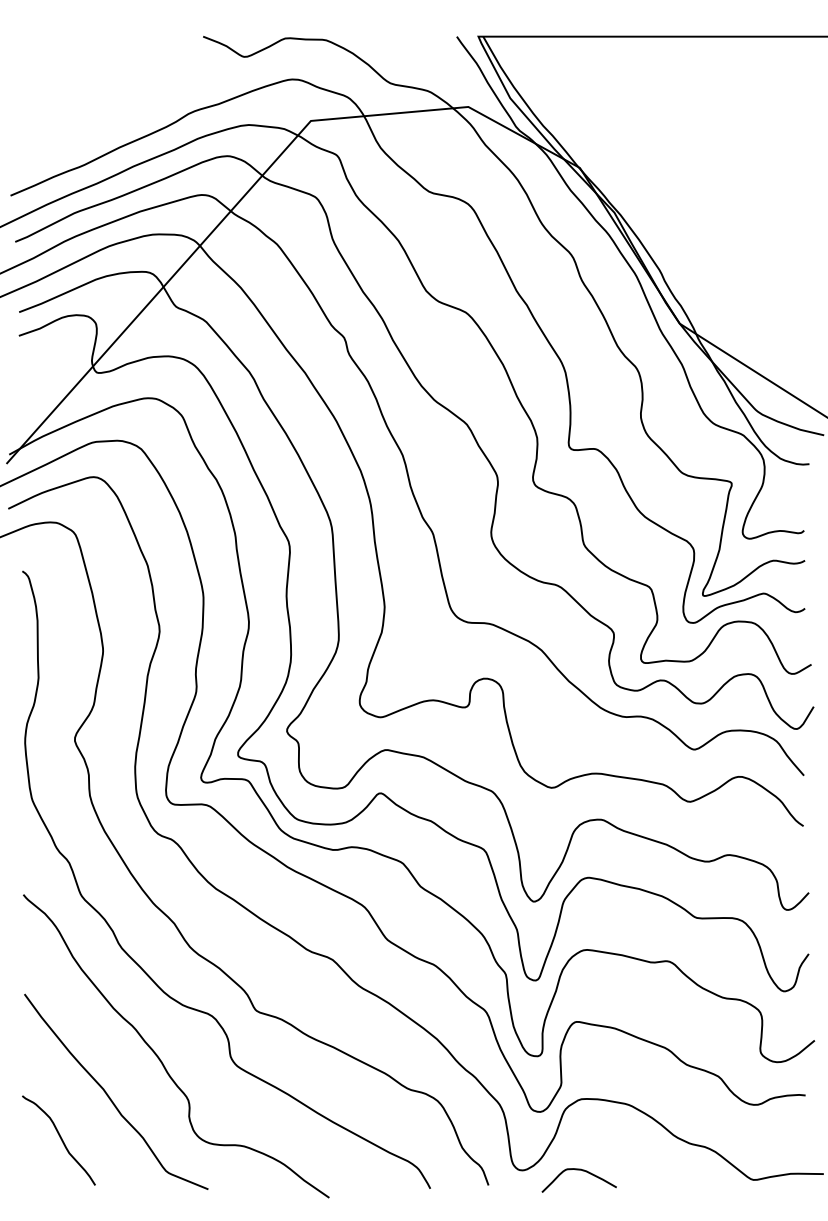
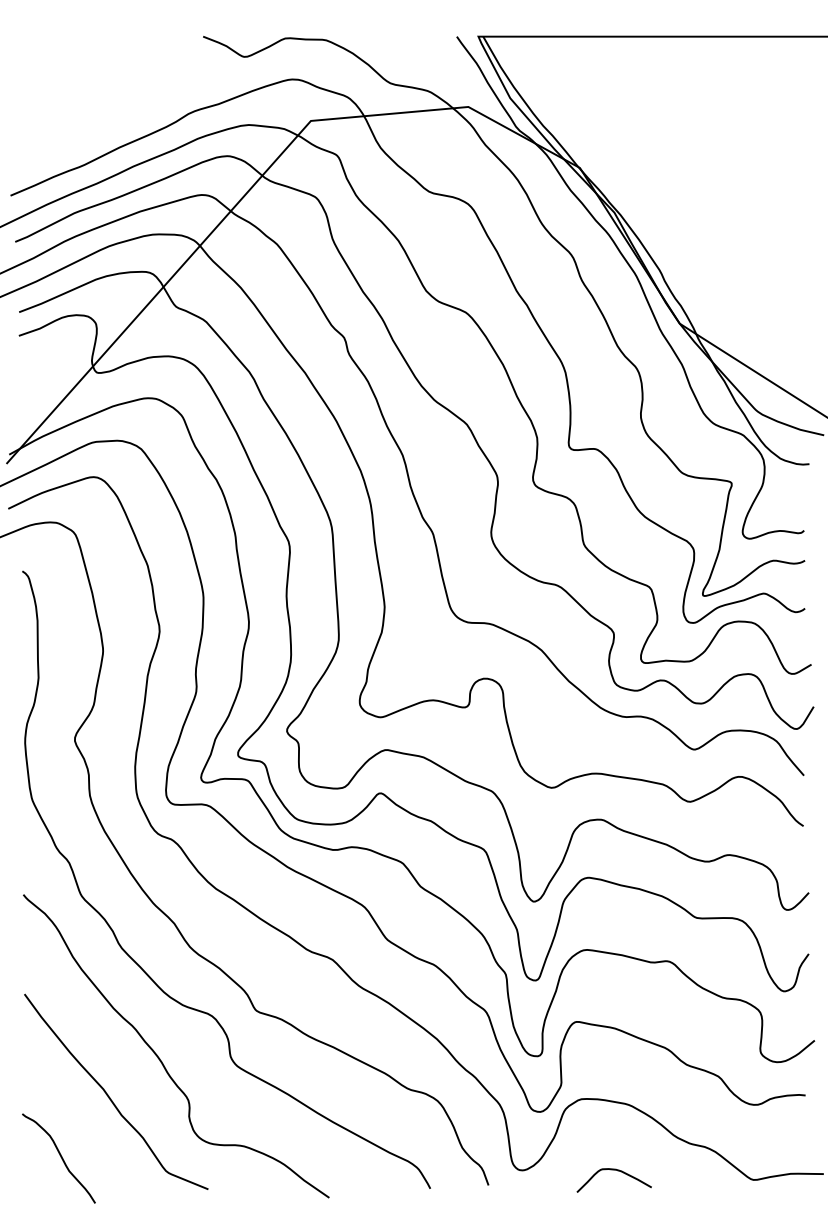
curve position: (60, 1139) -> (60, 1157) (60, 1157)
curve position: (582, 1171) -> (617, 1171) (617, 1171)
